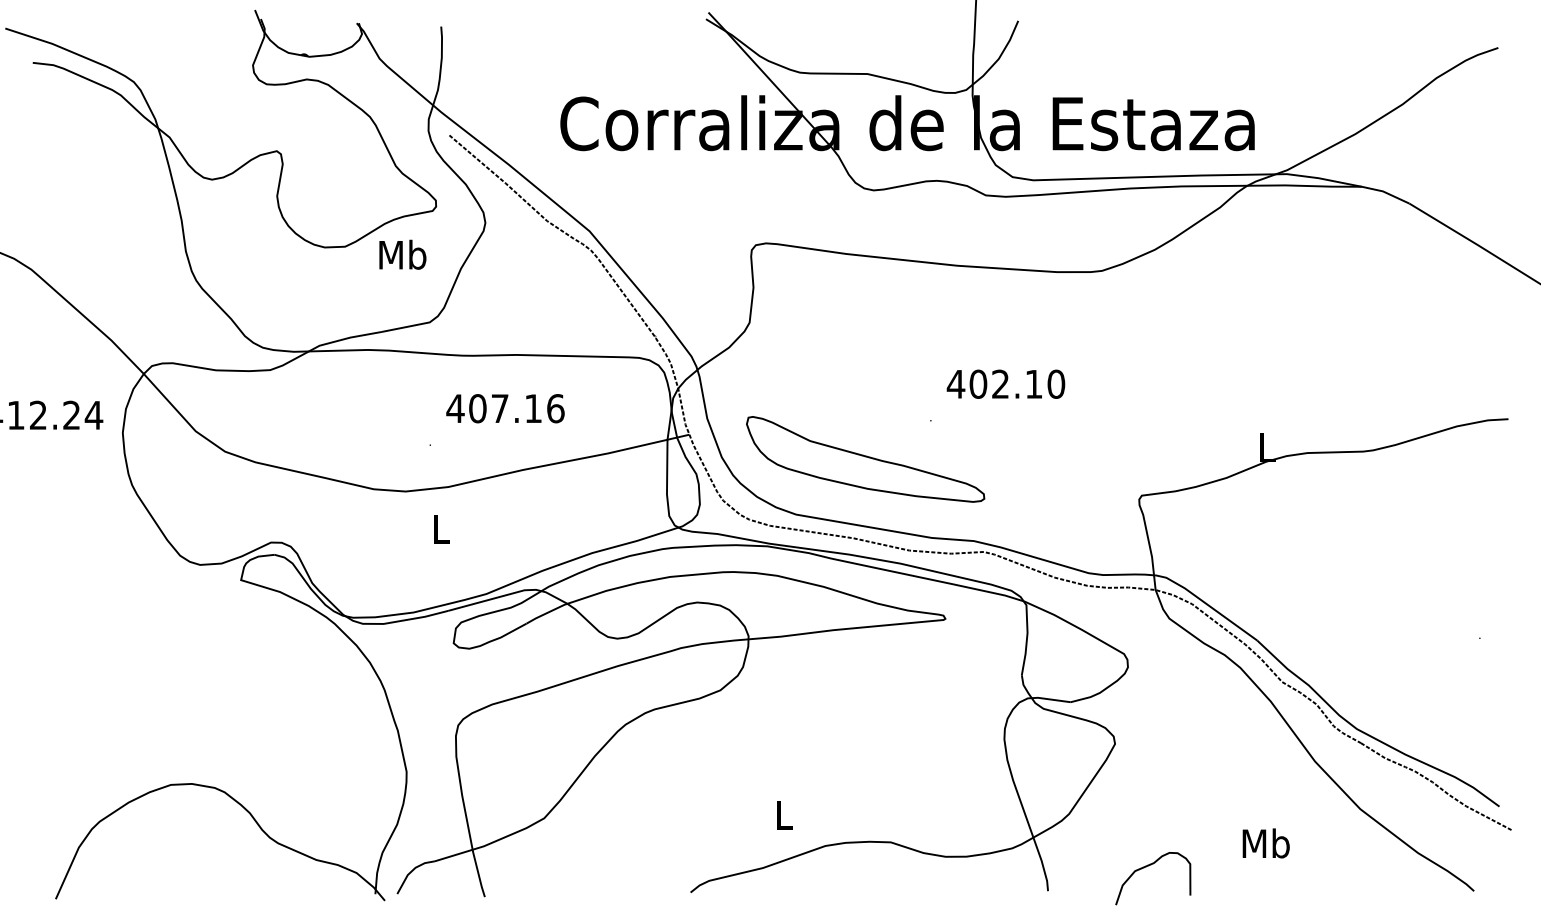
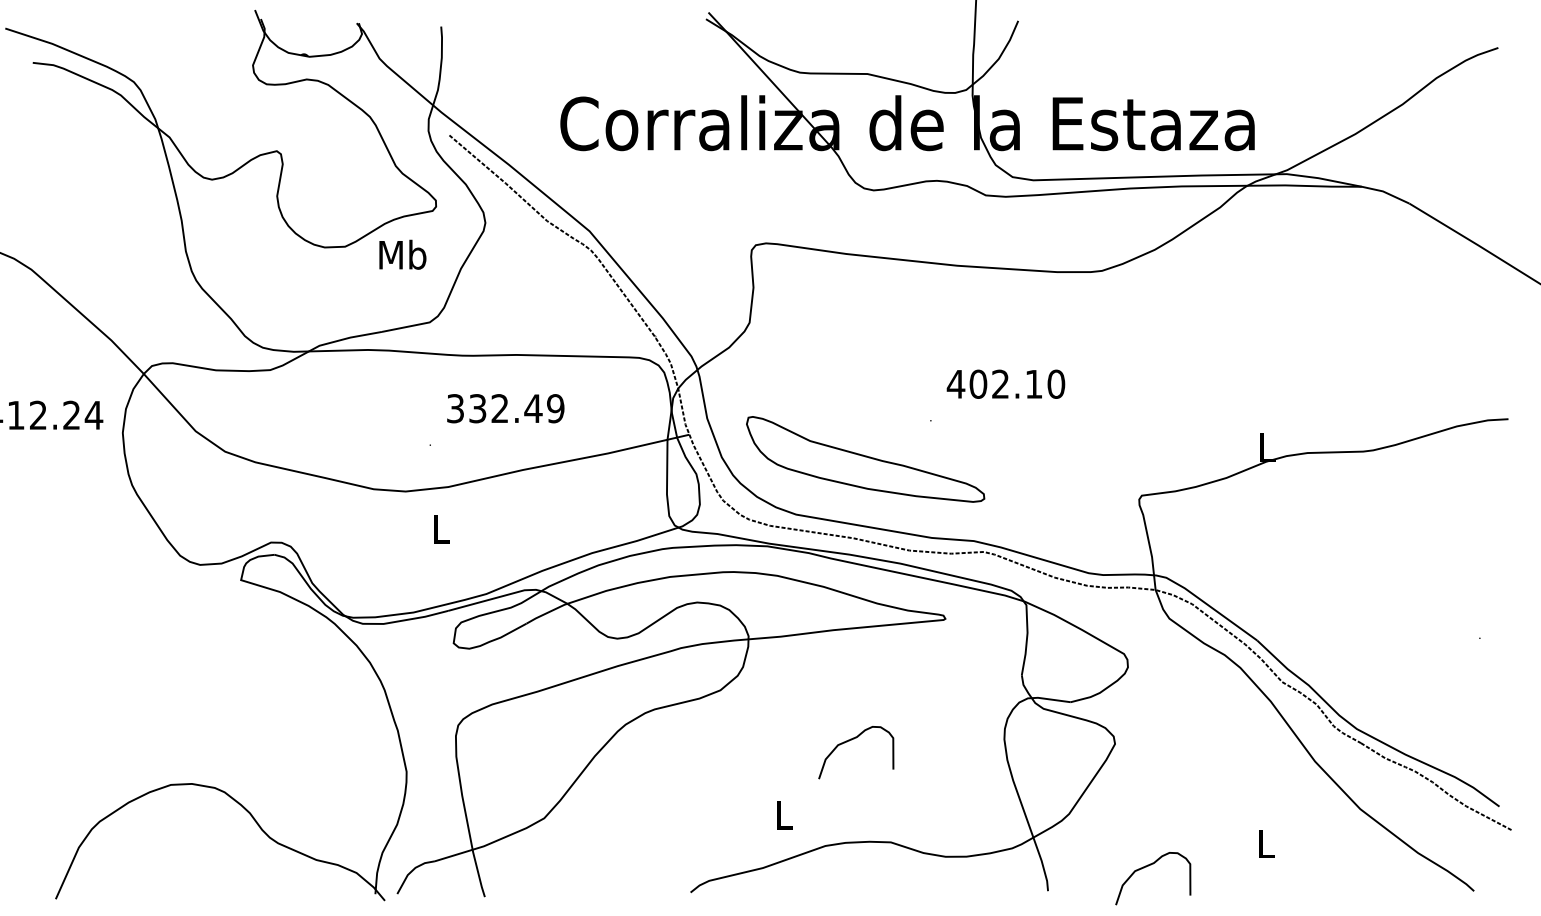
text: 407.16 -> 332.49 (505, 408)
curve: none -> present (851, 740)
text: Mb -> L (1265, 843)
